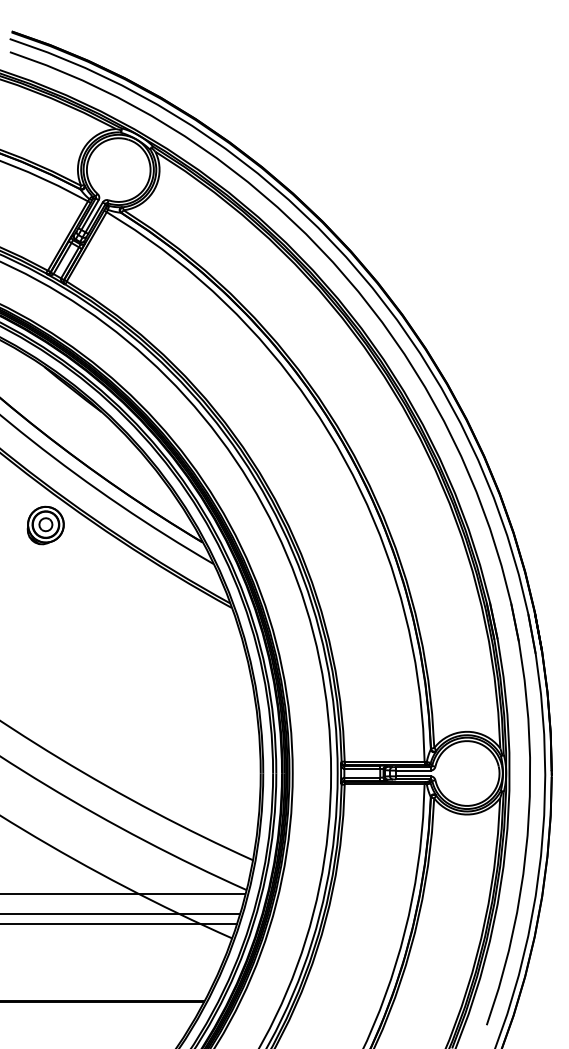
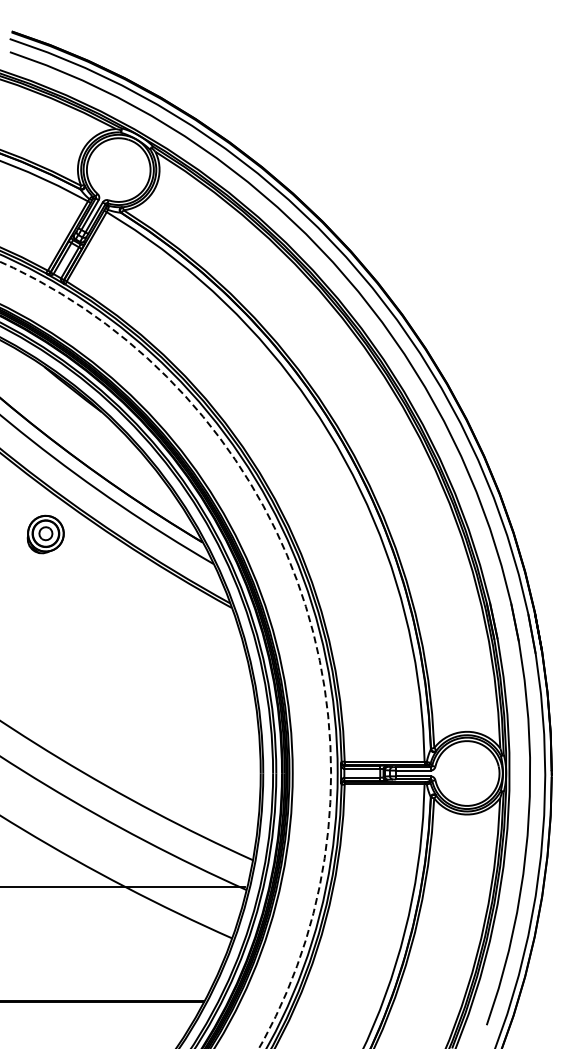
part position: (45, 525) -> (45, 534) (45, 534)
arc: solid -> dashed (302, 596)
line position: (123, 894) -> (123, 887) (123, 887)
line: present -> none (121, 913)
line: present -> none (119, 924)
